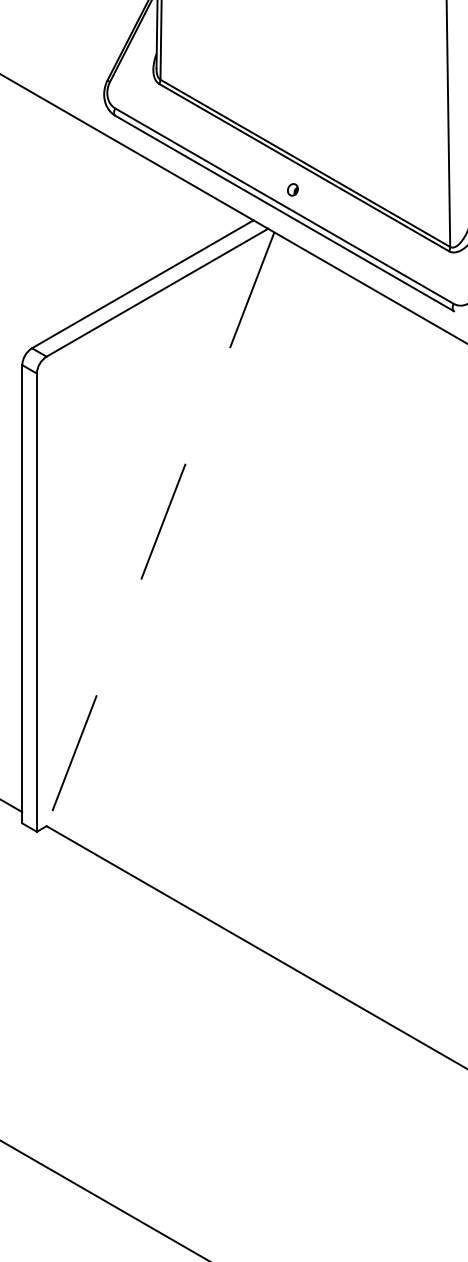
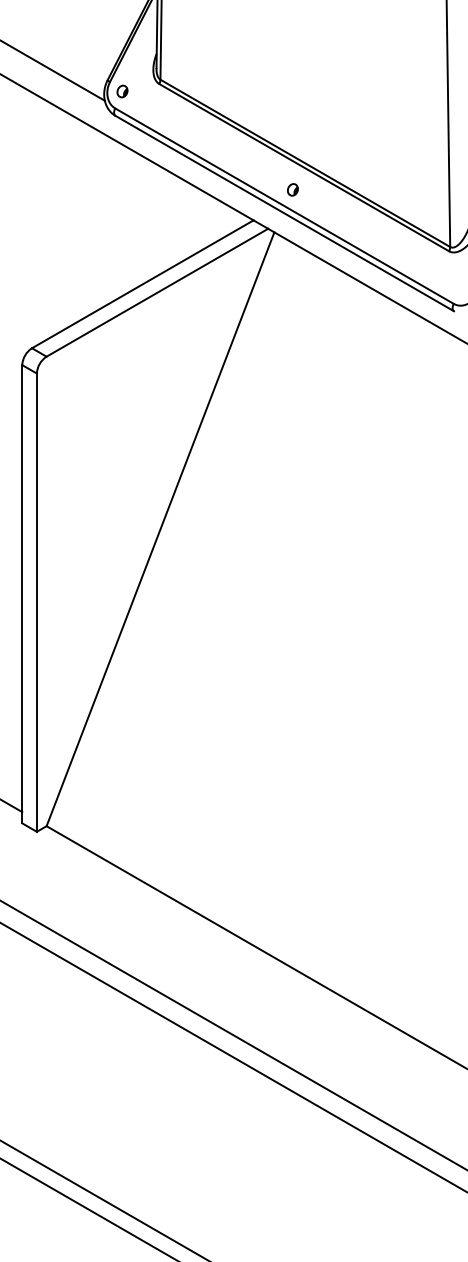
line: none -> present (53, 70)
part: none -> present (122, 91)
line: dashed -> solid (160, 529)
line: none -> present (233, 1034)
line: none -> present (233, 1056)
line: none -> present (87, 1208)
